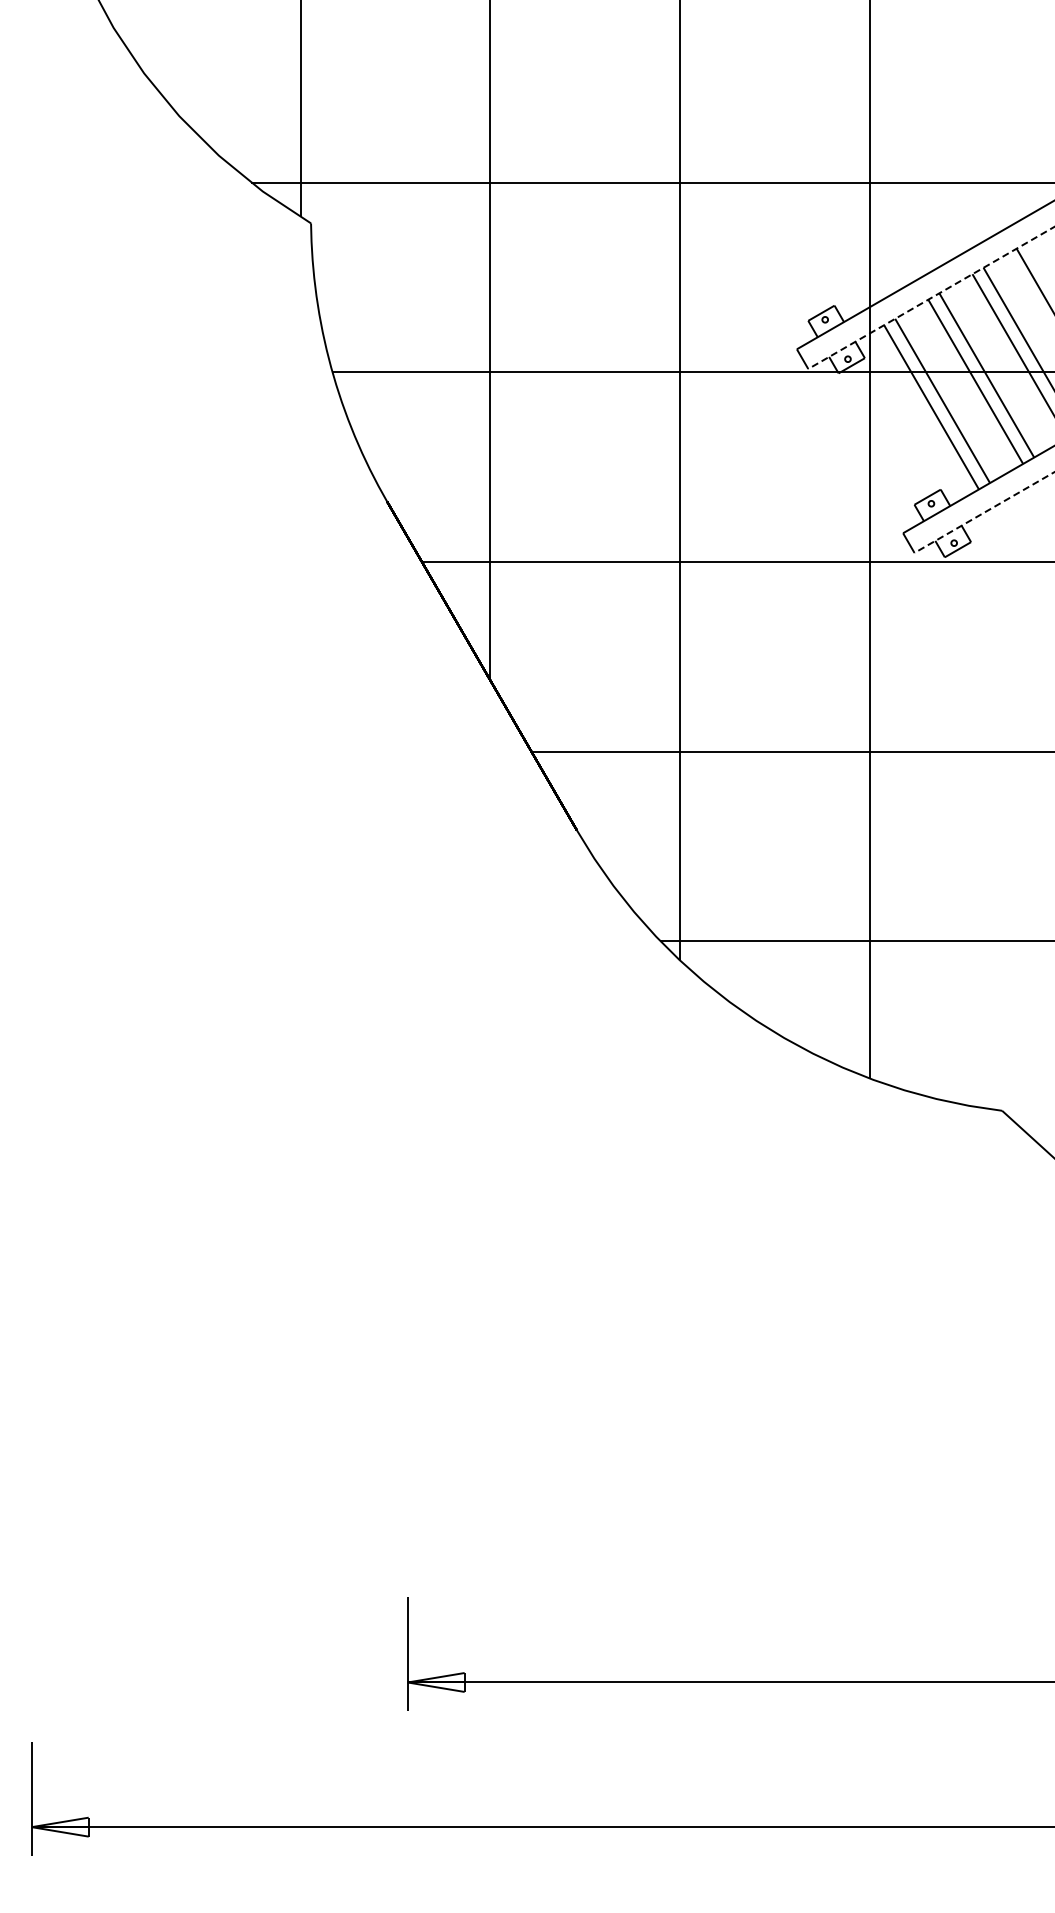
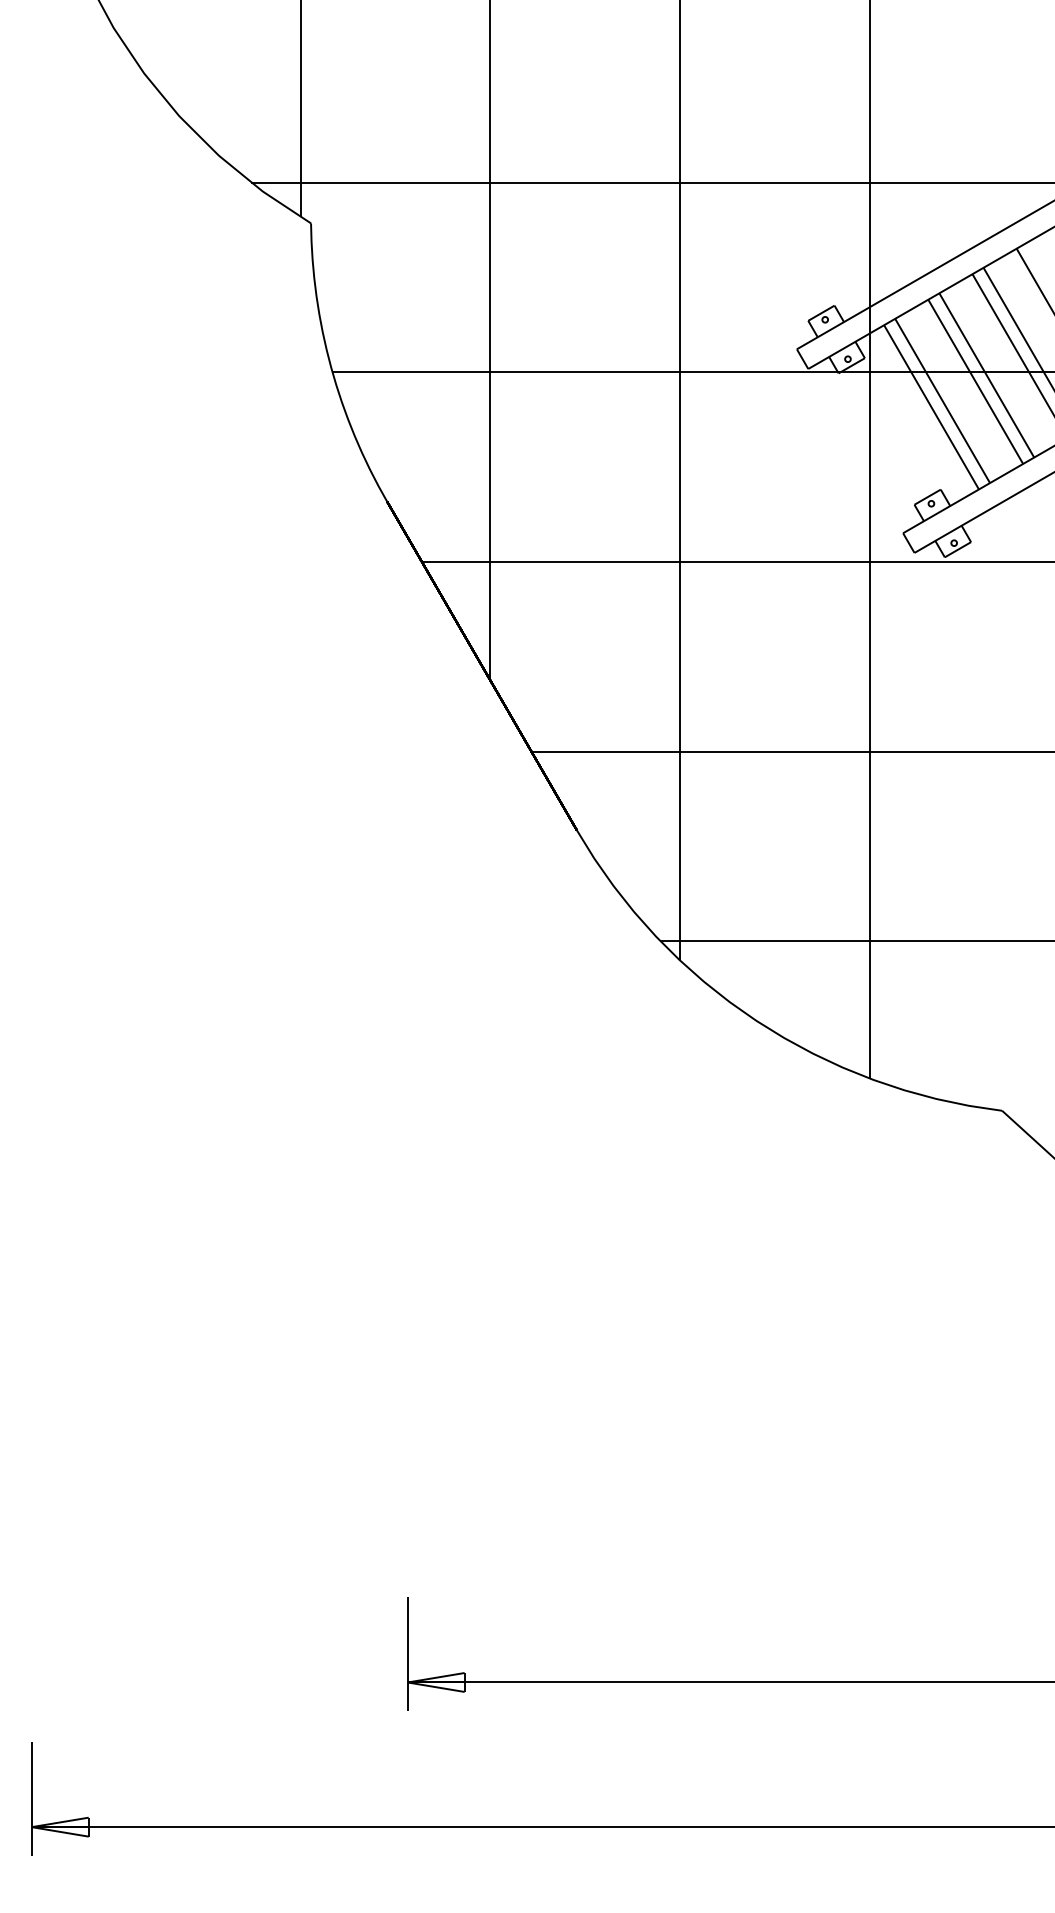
line: dashed -> solid (931, 298)
line: dashed -> solid (984, 512)
